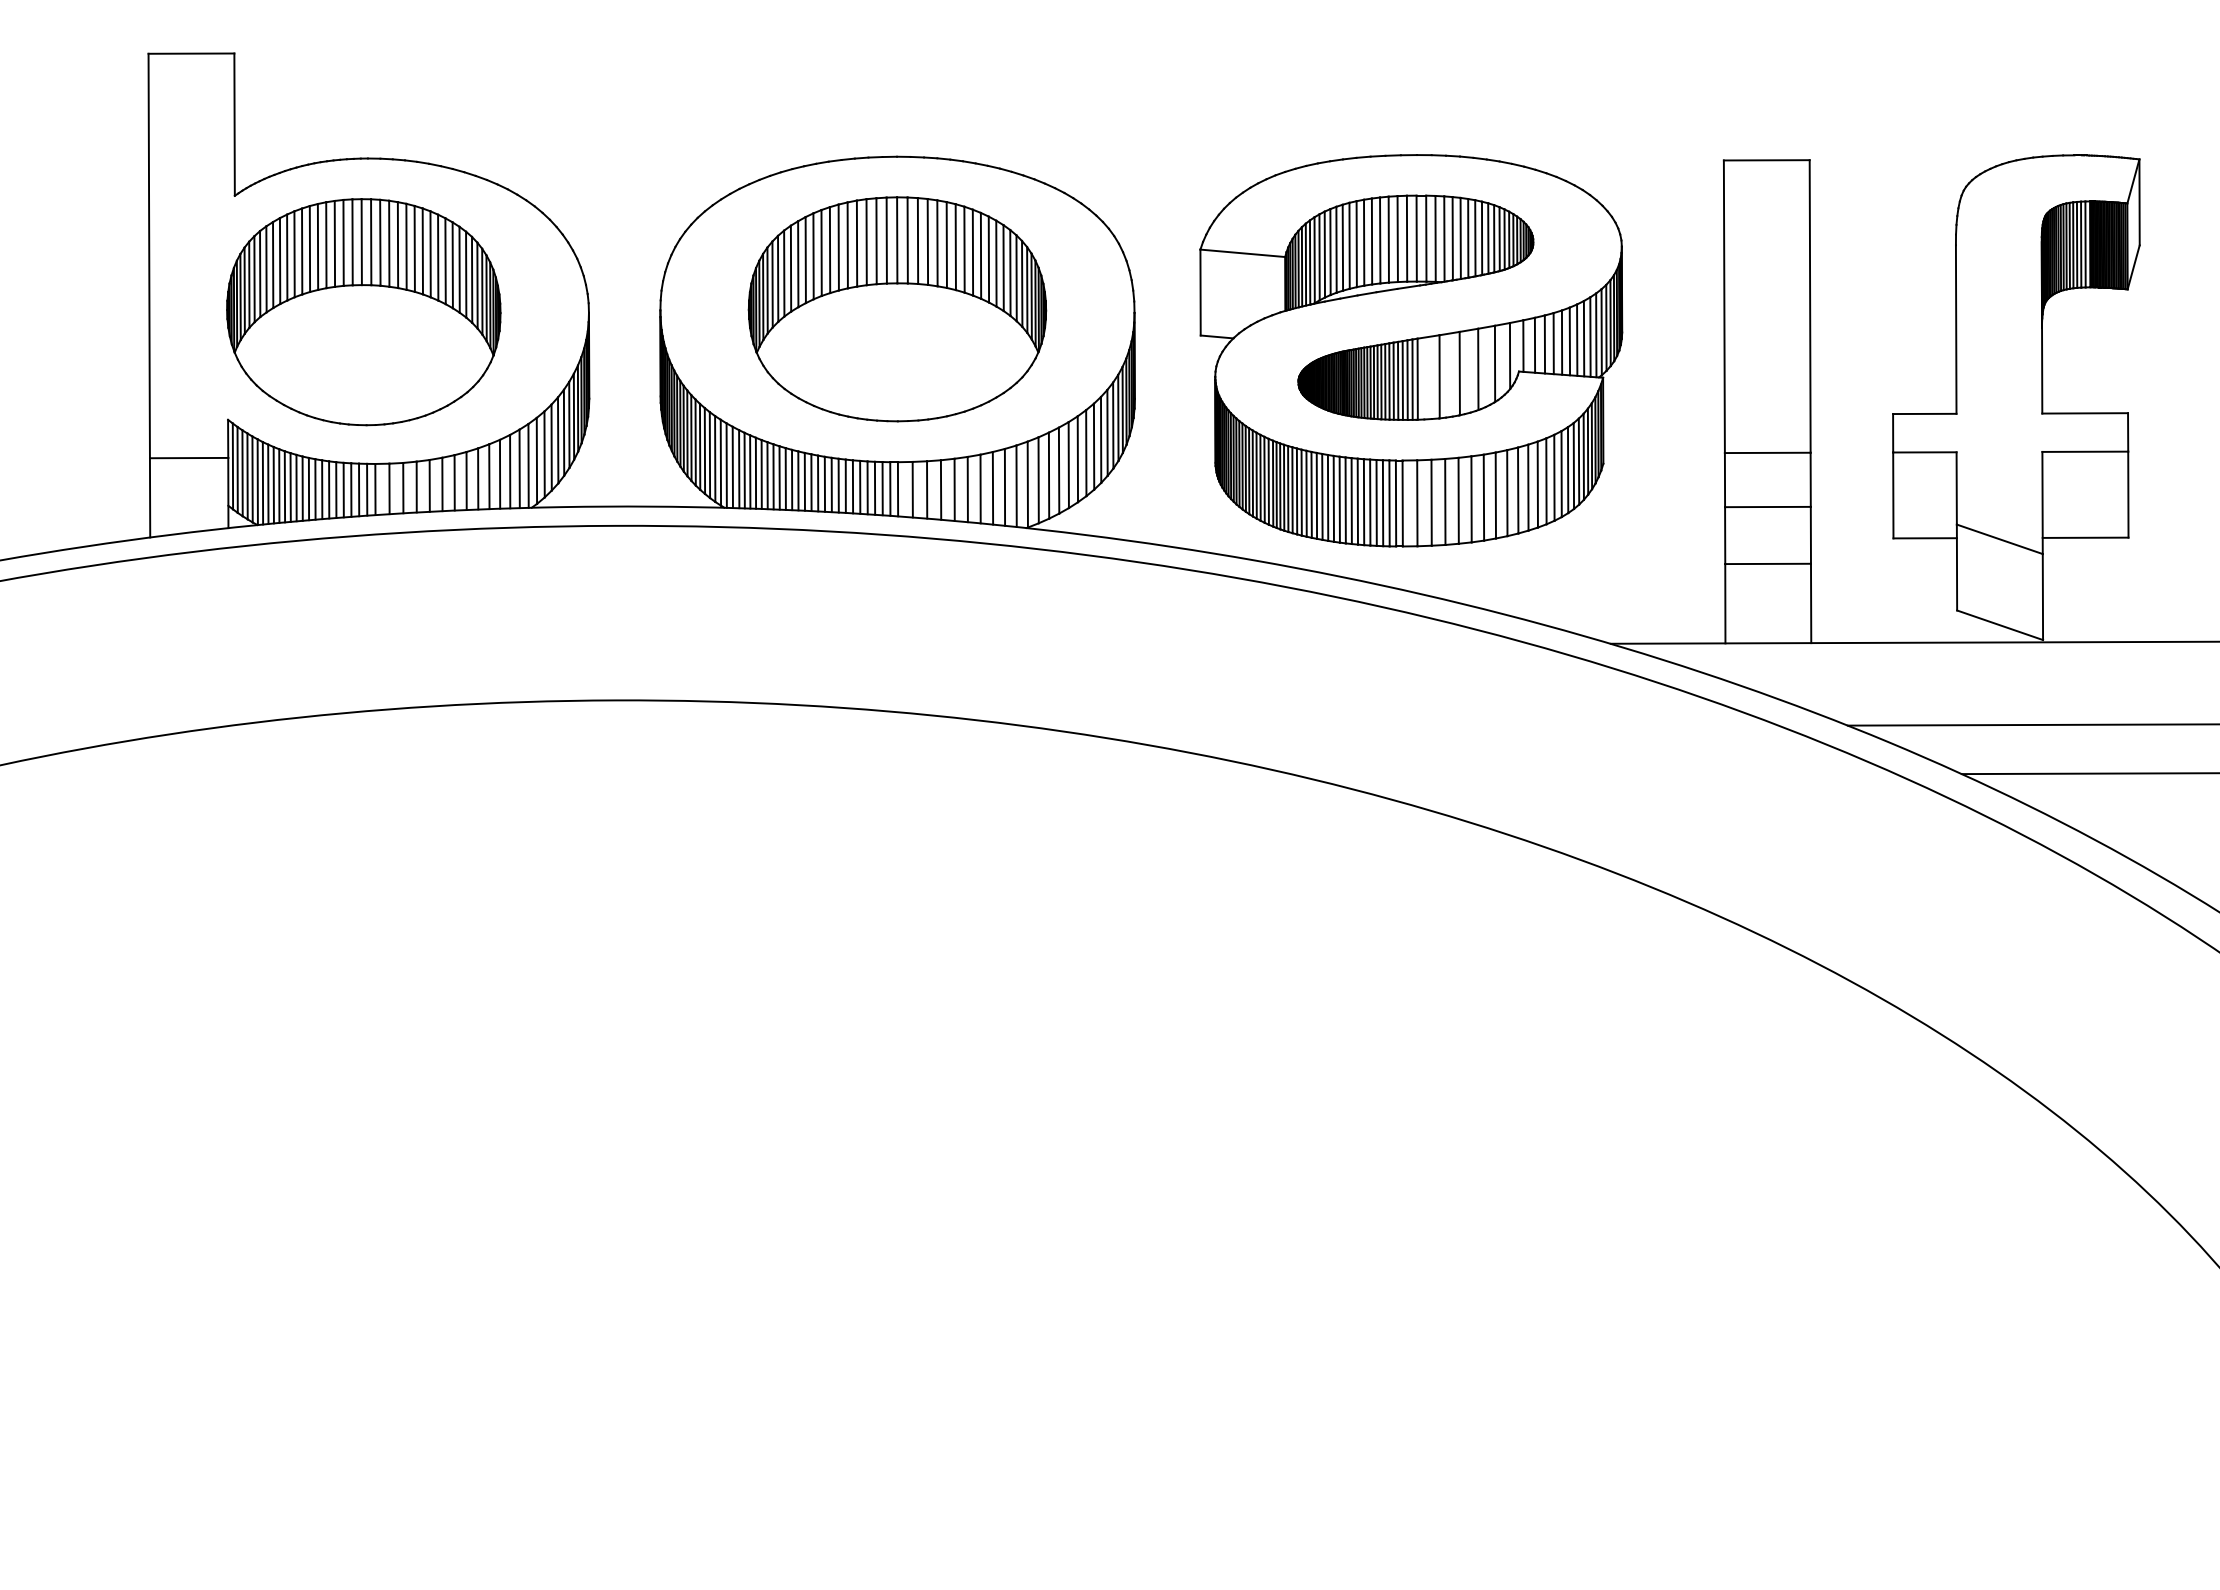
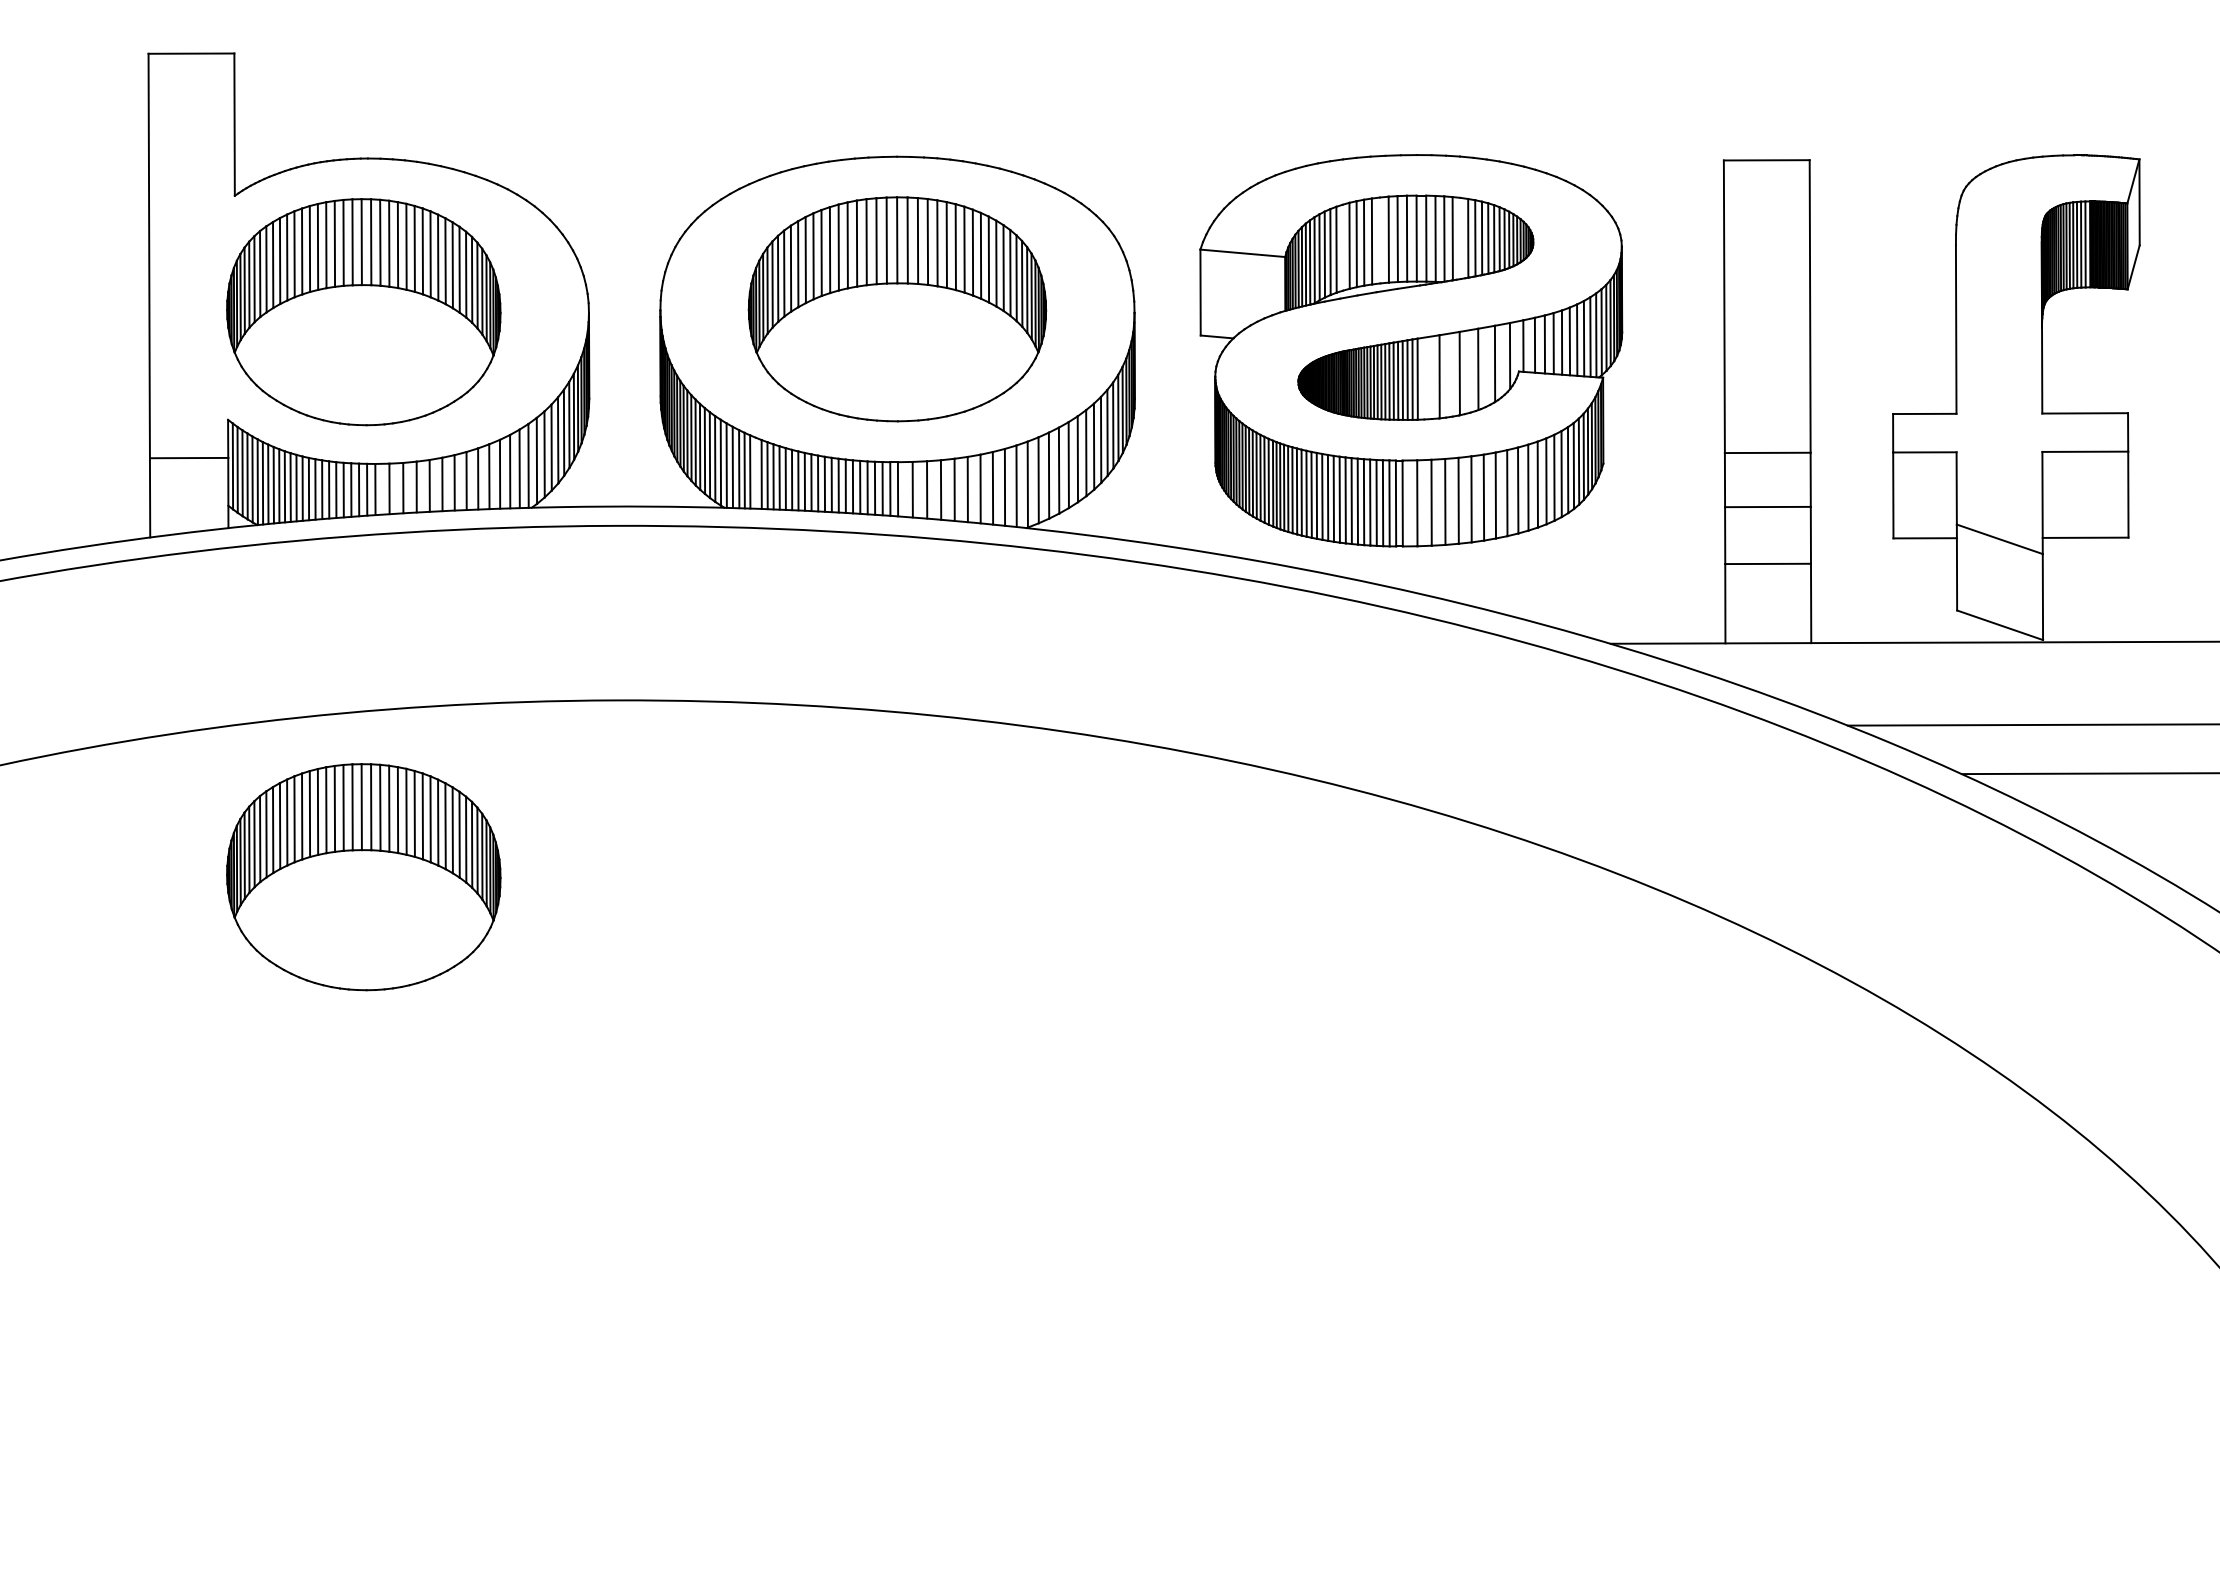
line: present -> none (1460, 238)
line: present -> none (1380, 240)
line: present -> none (1342, 247)
line: present -> none (755, 472)
part: none -> present (363, 877)
